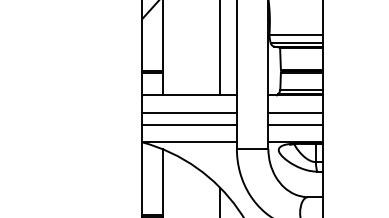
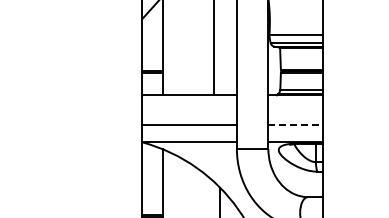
line position: (220, 48) -> (214, 48) (214, 48)
line: present -> none (189, 113)
line: present -> none (295, 113)
line: solid -> dashed (296, 124)
